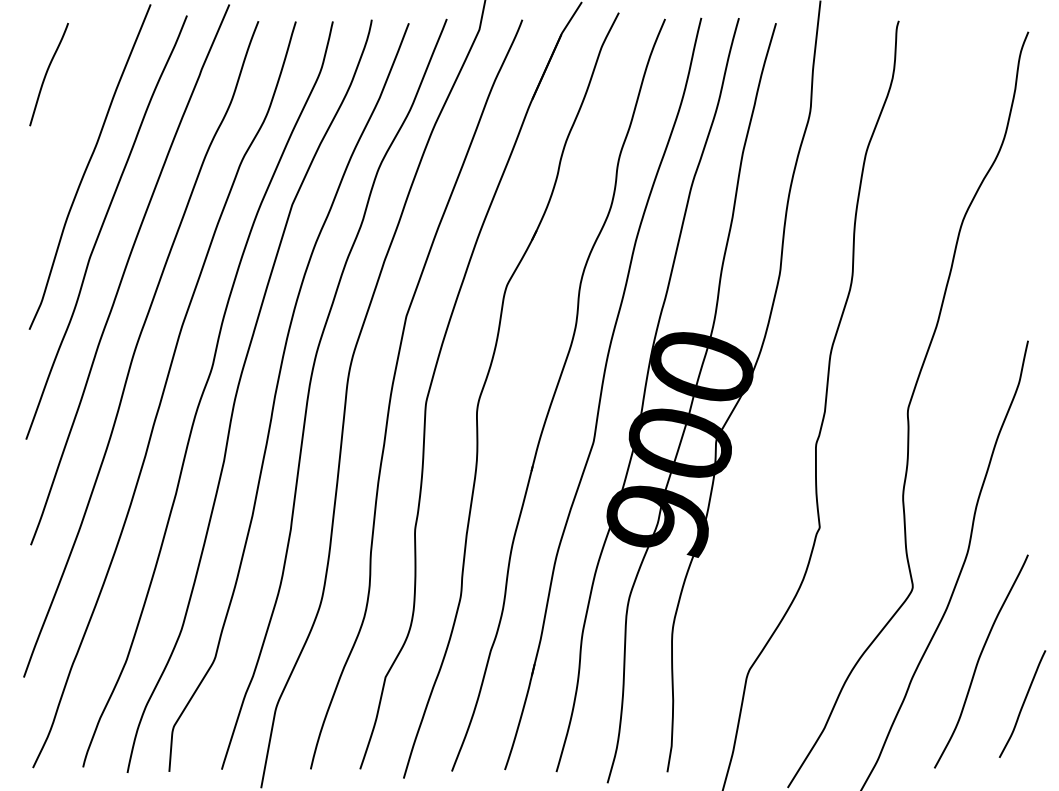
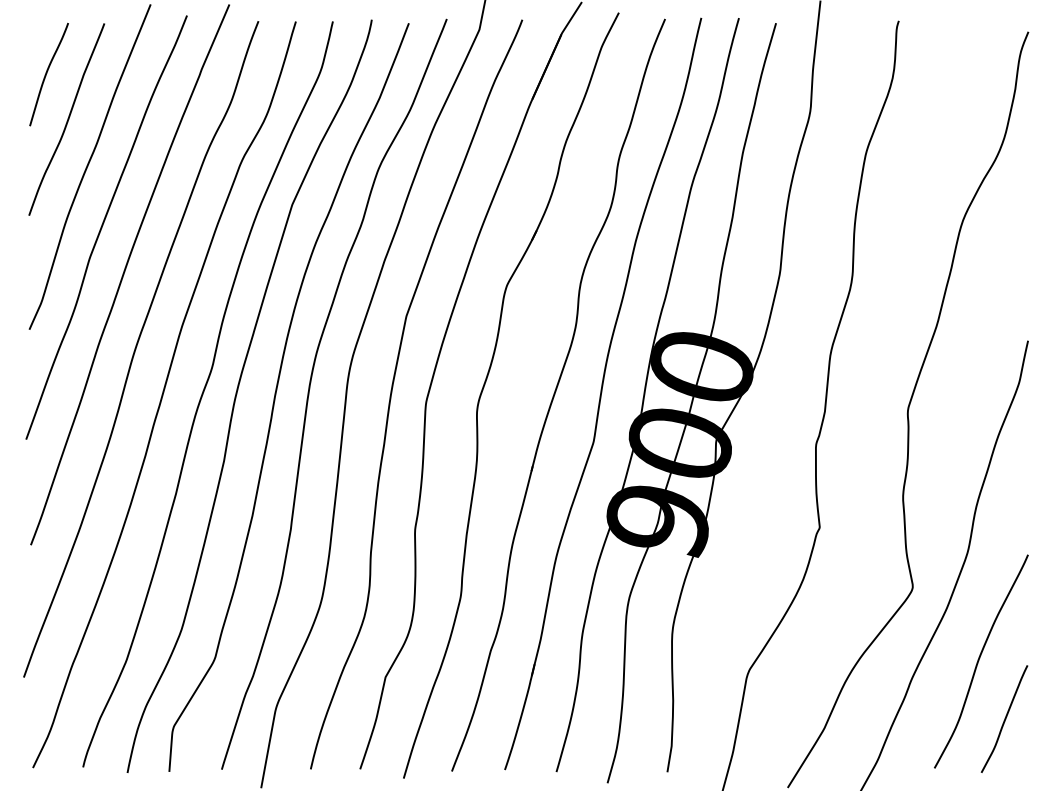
curve: none -> present (67, 119)
curve position: (1022, 703) -> (1004, 718) (1004, 718)
